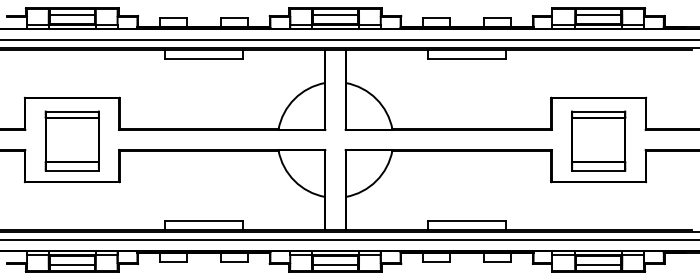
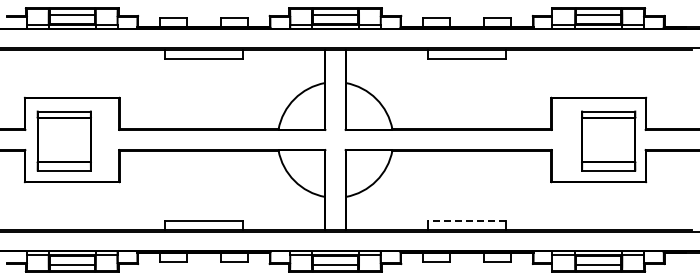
line: present -> none (349, 39)
part position: (71, 140) -> (63, 140) (63, 140)
part position: (598, 140) -> (608, 140) (608, 140)
line: solid -> dashed (467, 221)
line: present -> none (349, 240)
